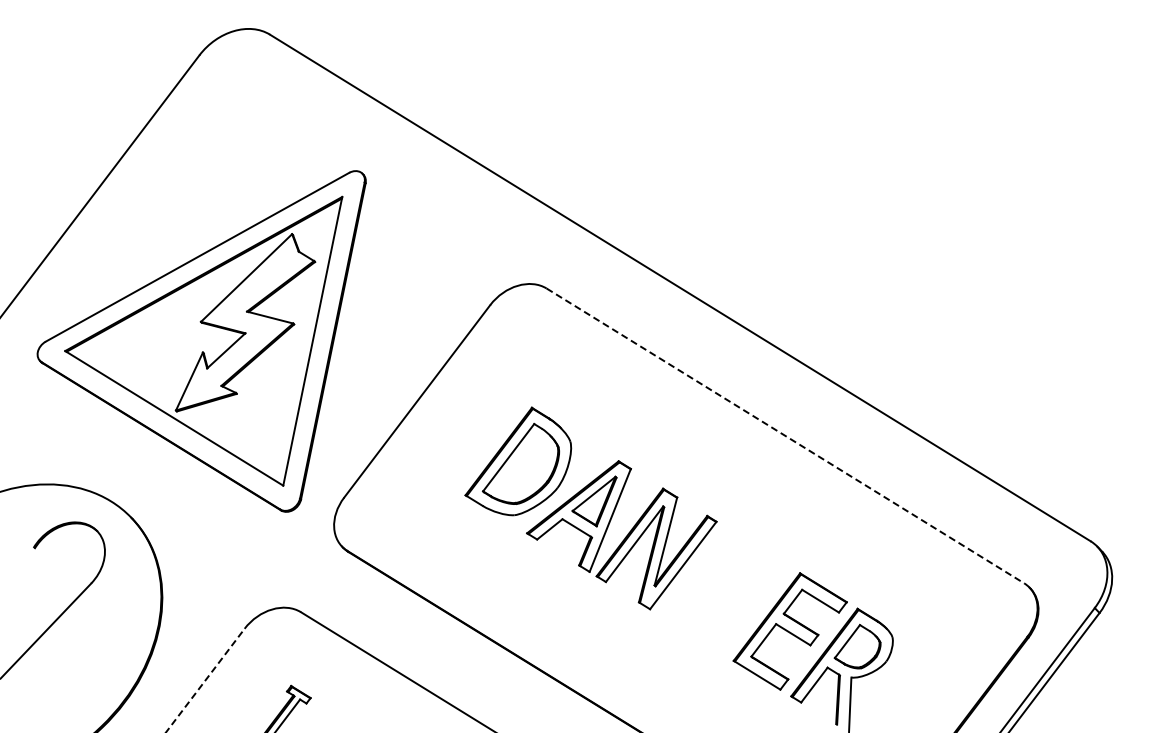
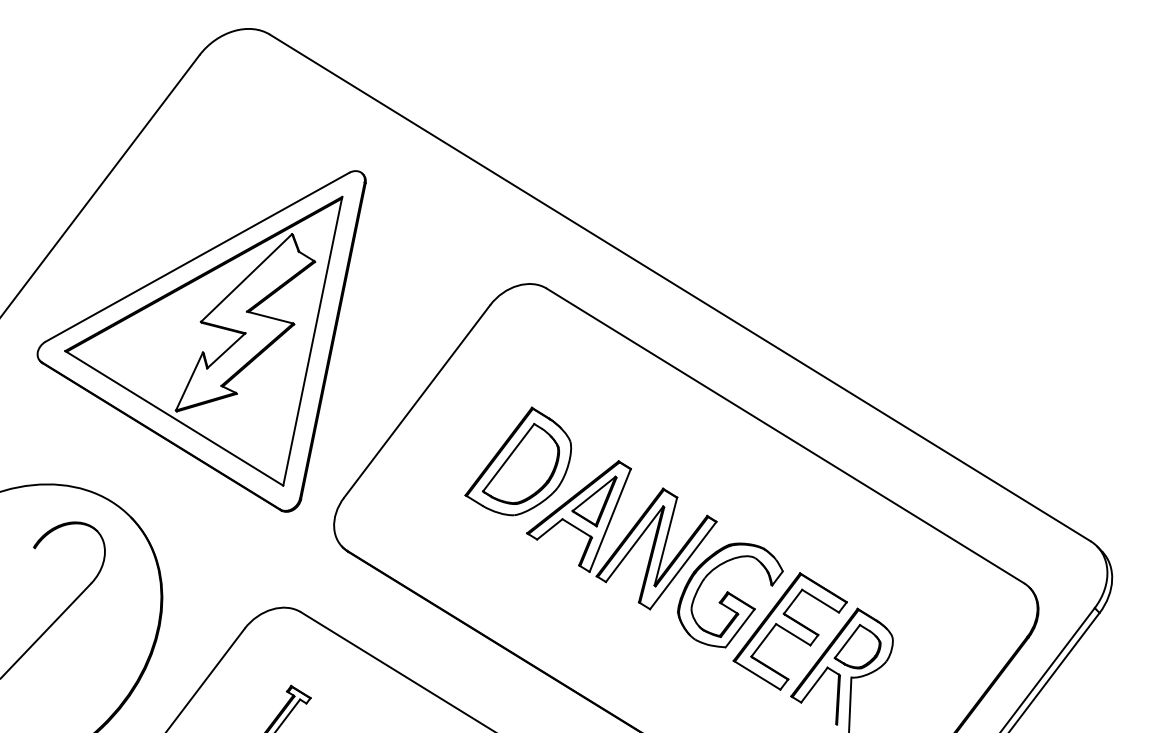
line: dashed -> solid (785, 435)
part: none -> present (730, 595)
line: dashed -> solid (205, 680)
